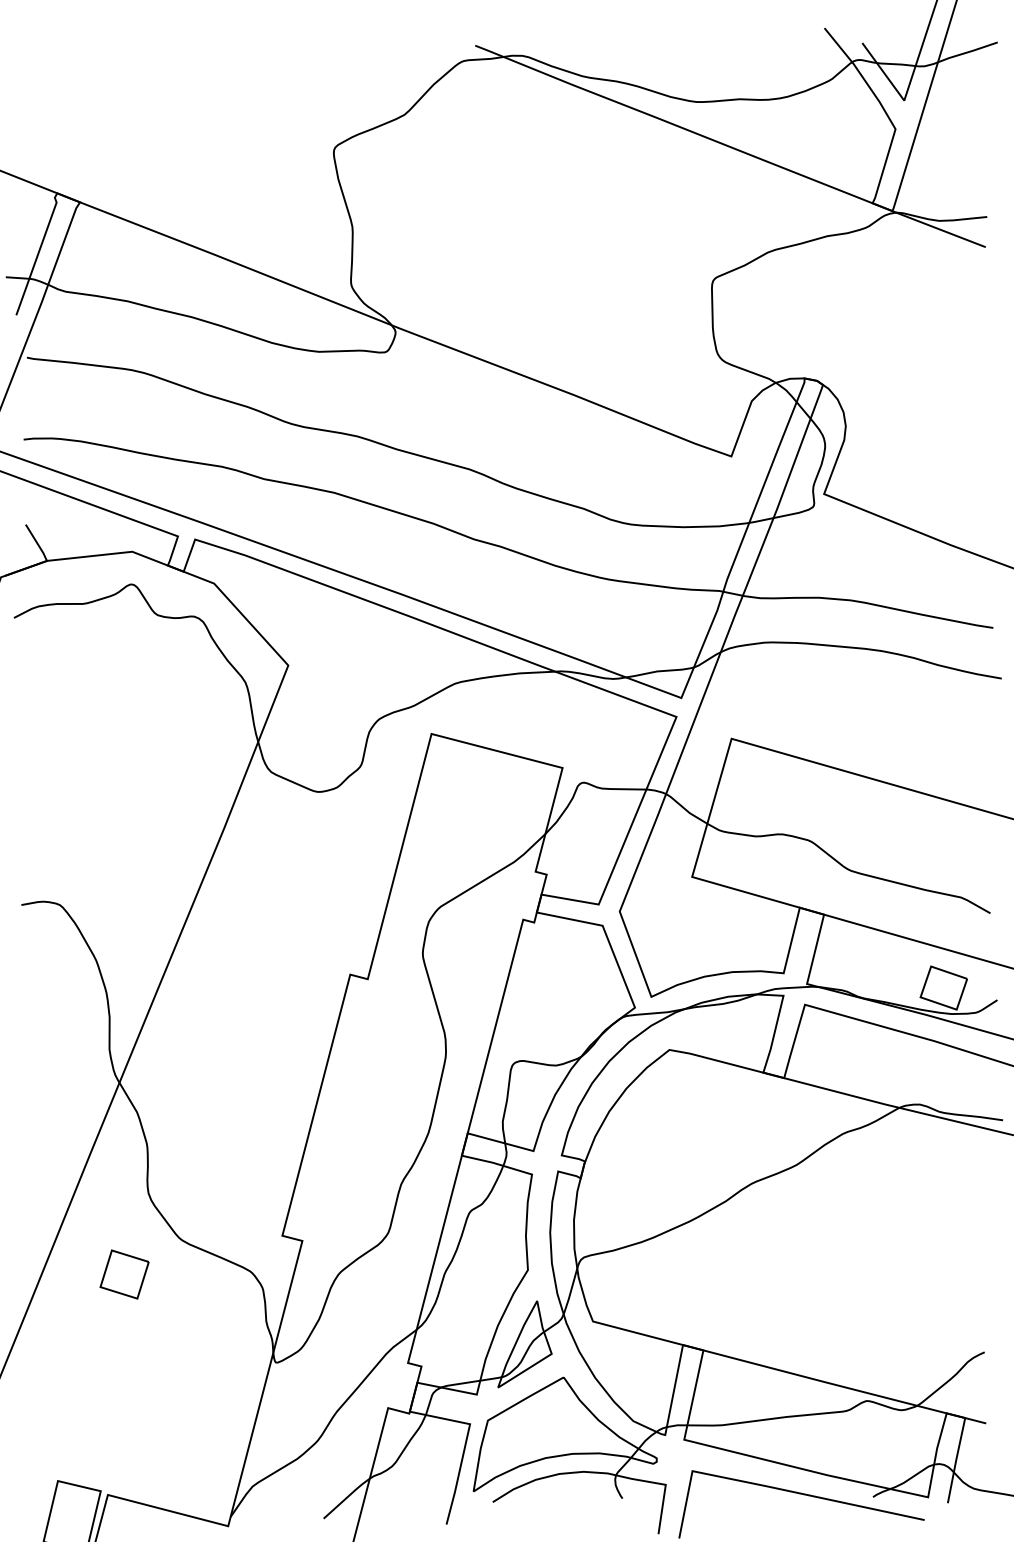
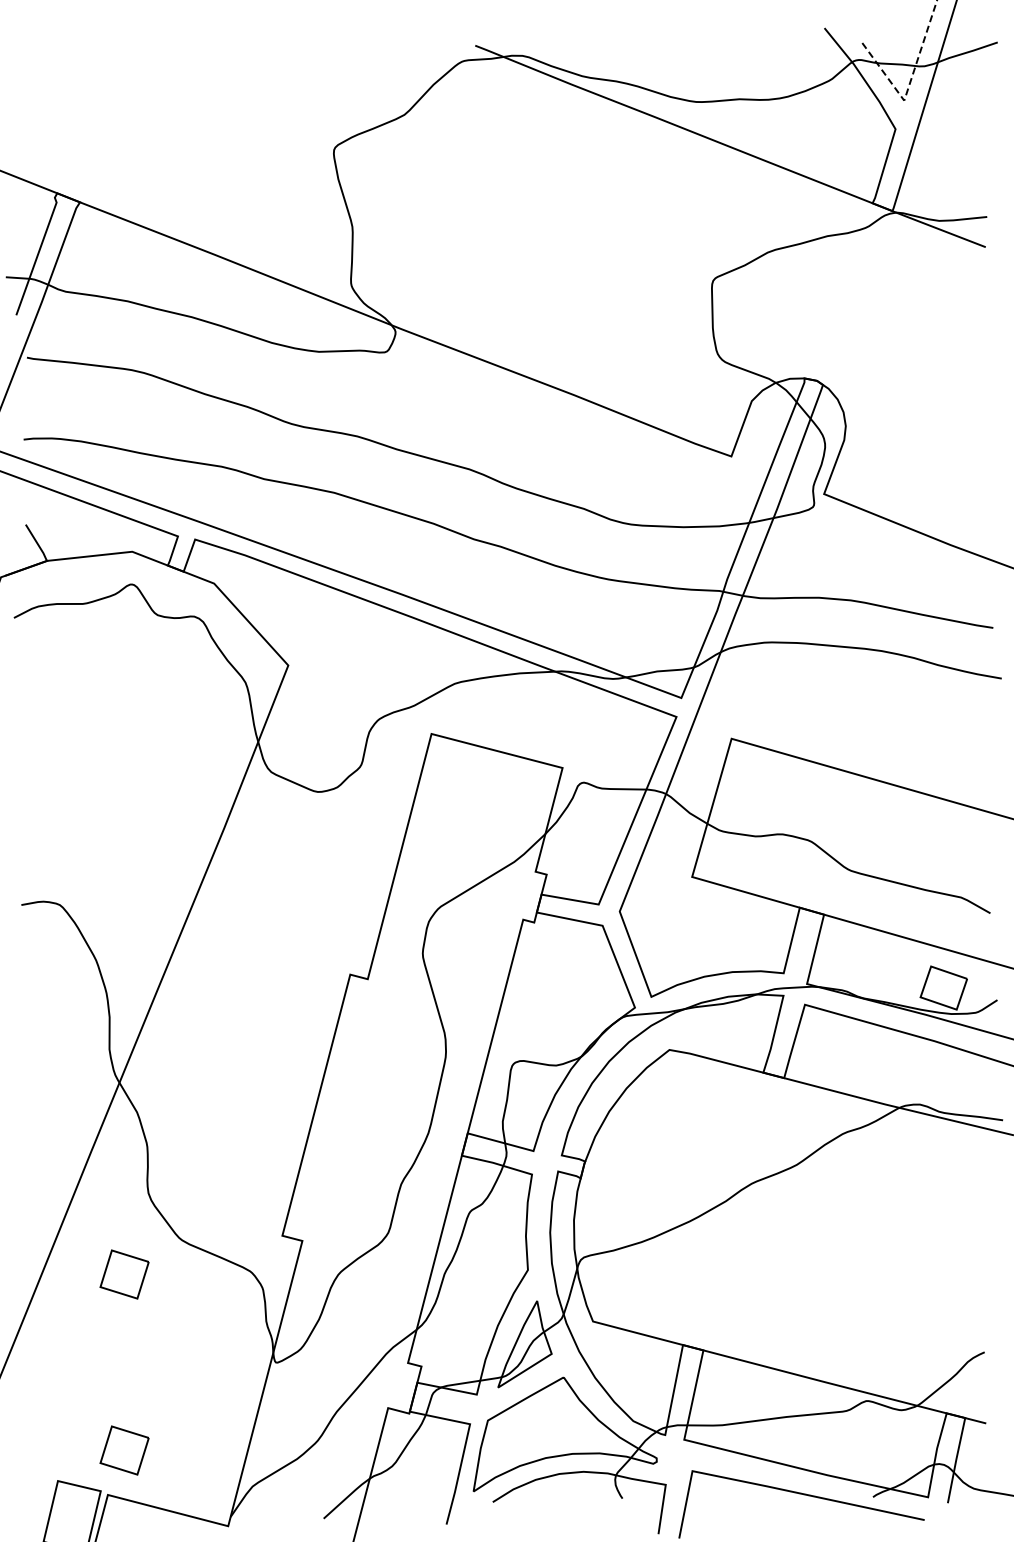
line: solid -> dashed (909, 84)
part: none -> present (124, 1450)
